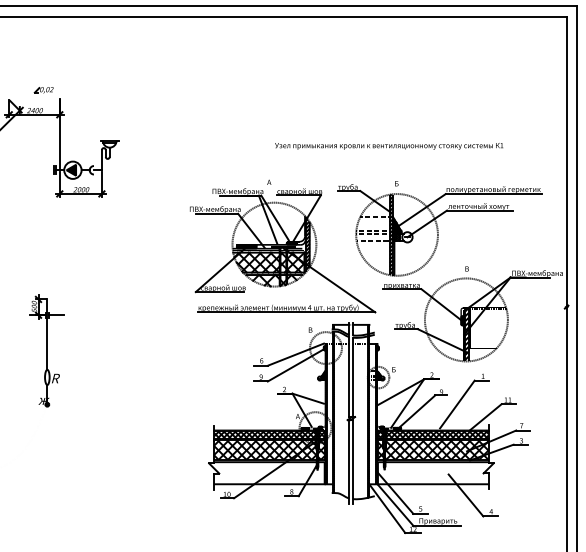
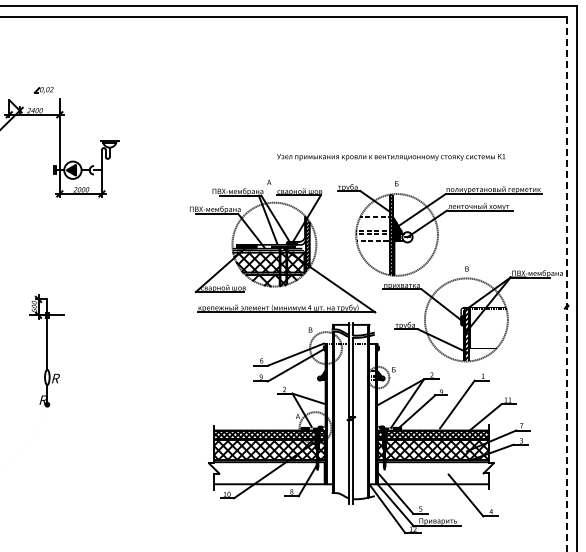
text position: (389, 146) -> (391, 157) (391, 157)
line: solid -> dashed (566, 284)
text: ж -> R (43, 399)
